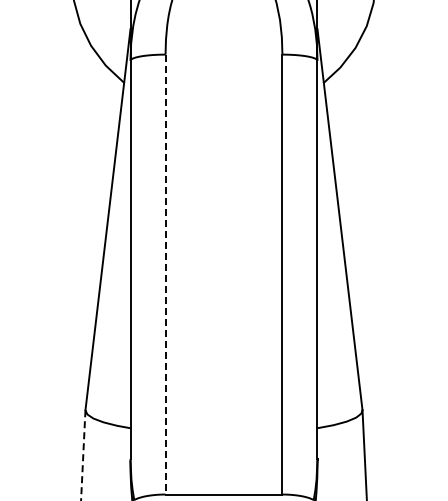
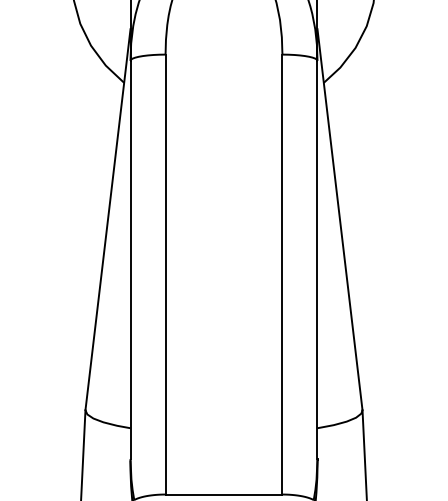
line: dashed -> solid (165, 274)
line: dashed -> solid (83, 455)
